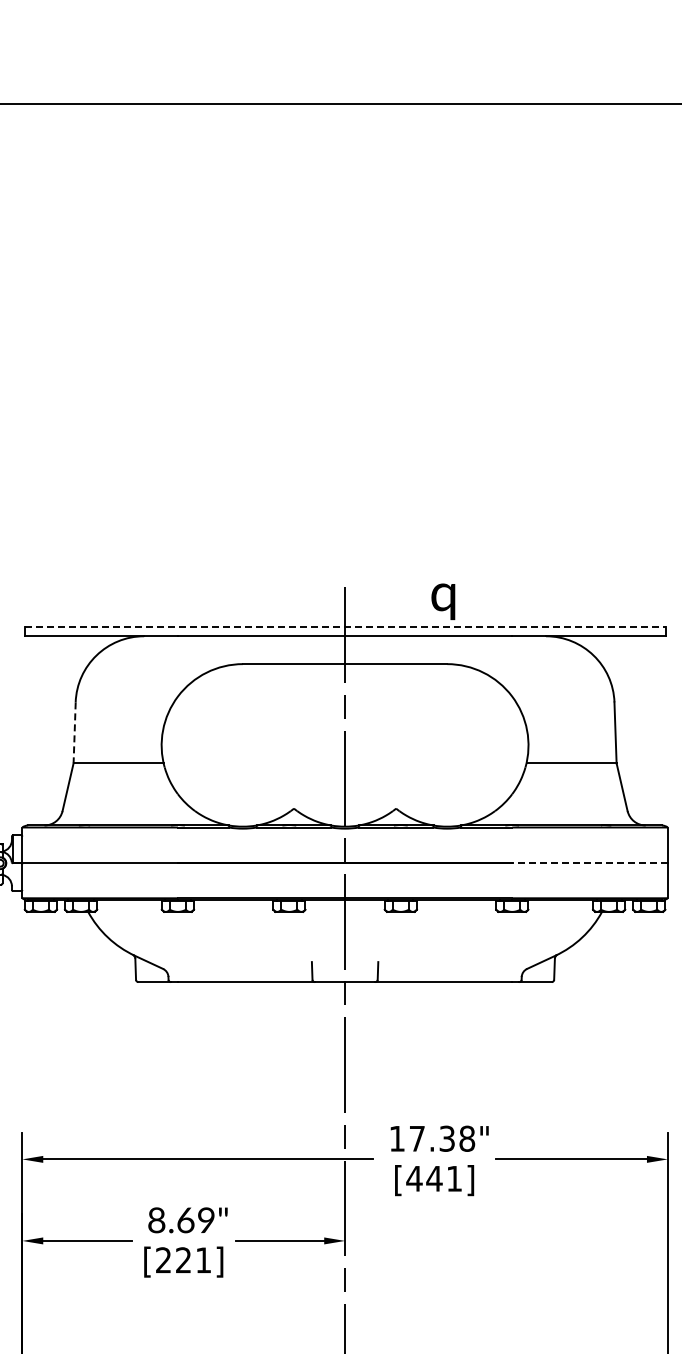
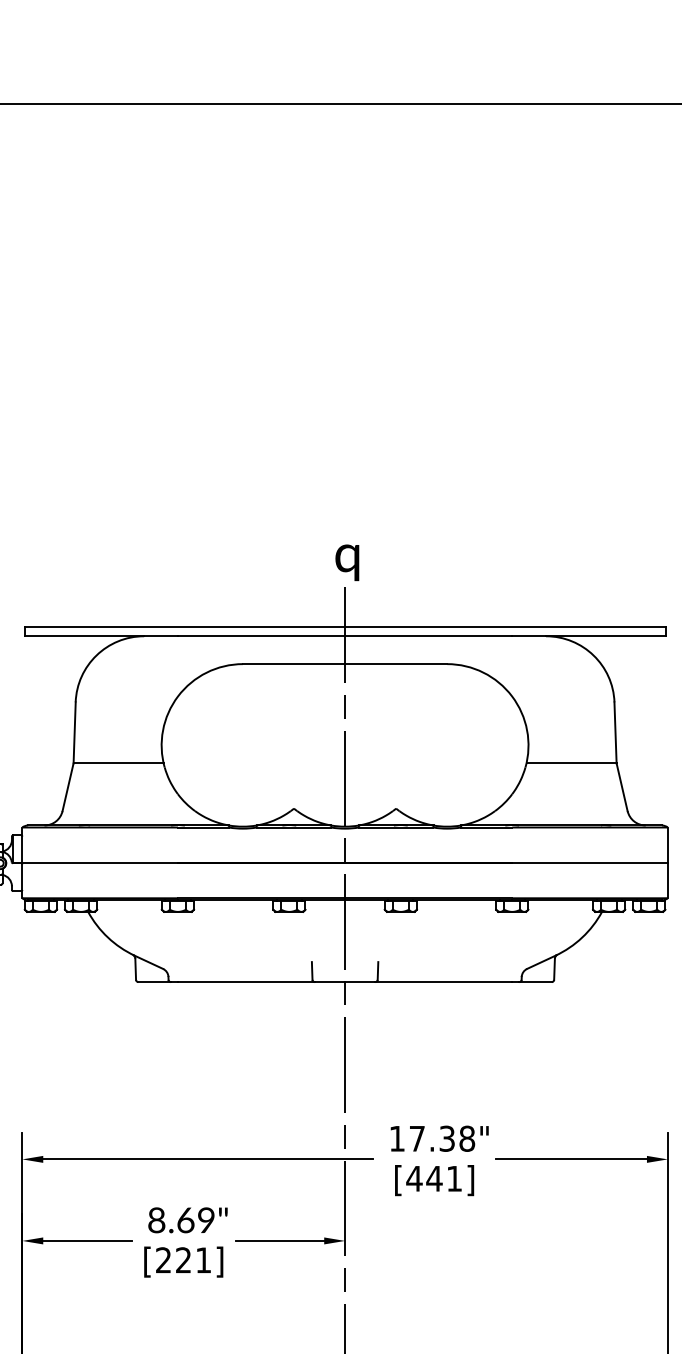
text position: (443, 601) -> (347, 562) (347, 562)
line: dashed -> solid (345, 626)
line: dashed -> solid (74, 733)
line: dashed -> solid (590, 863)
